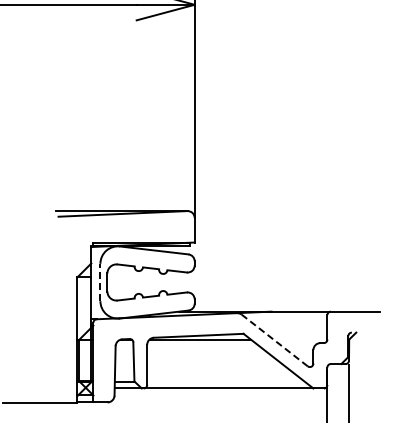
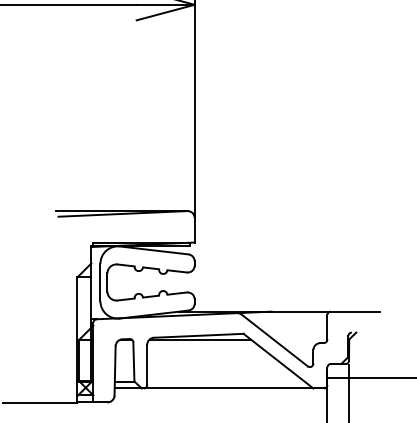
line: dashed -> solid (100, 282)
line: dashed -> solid (274, 340)
line: none -> present (370, 378)
